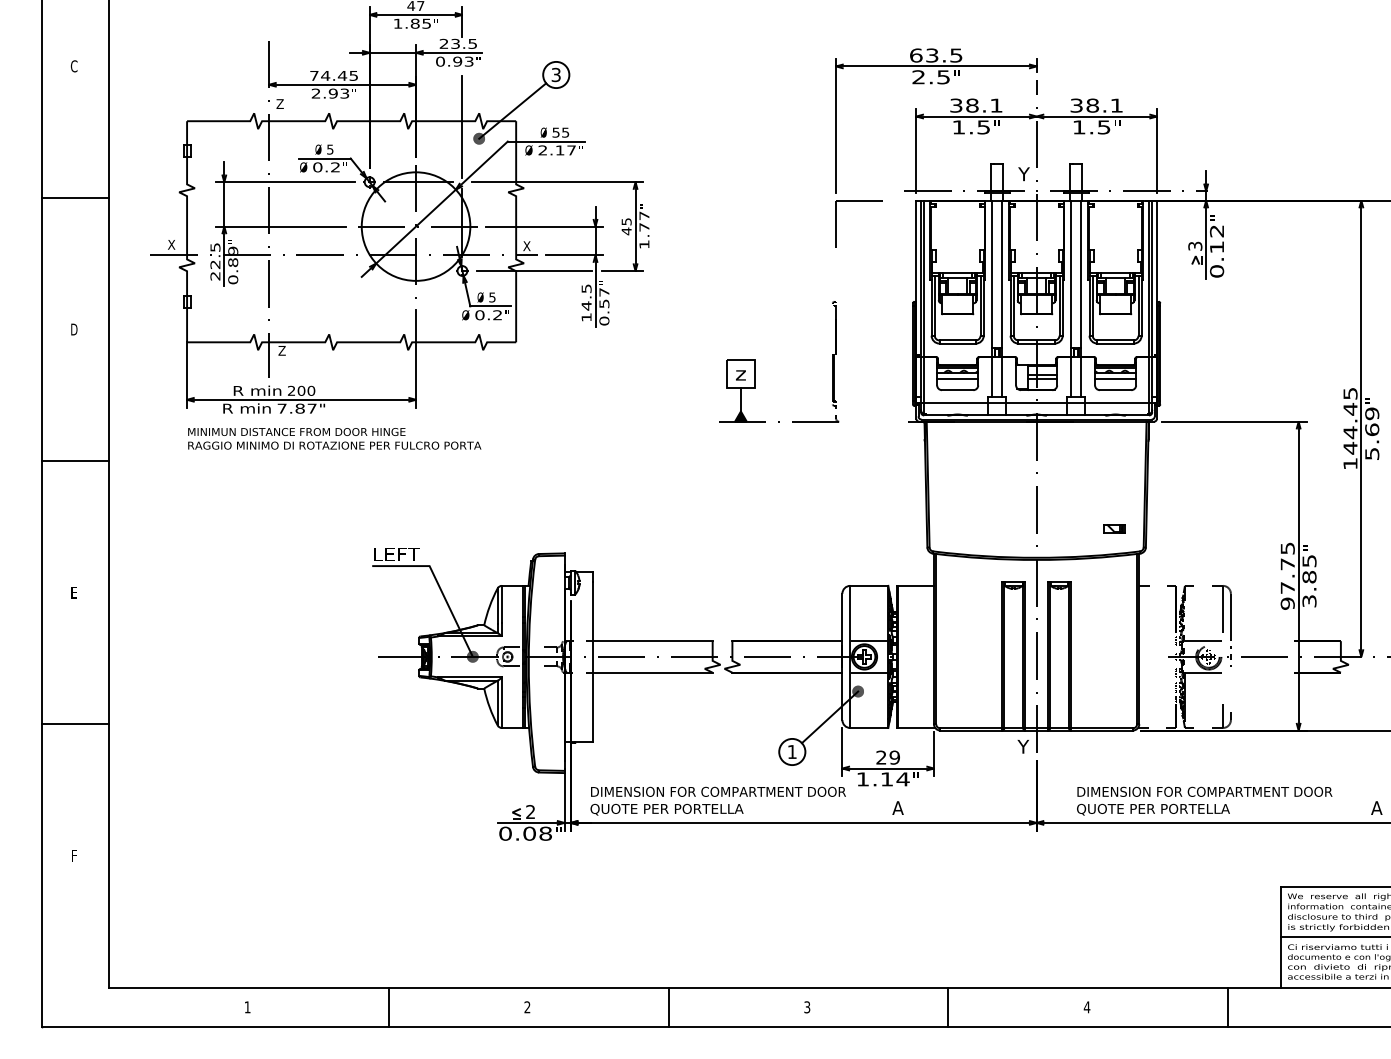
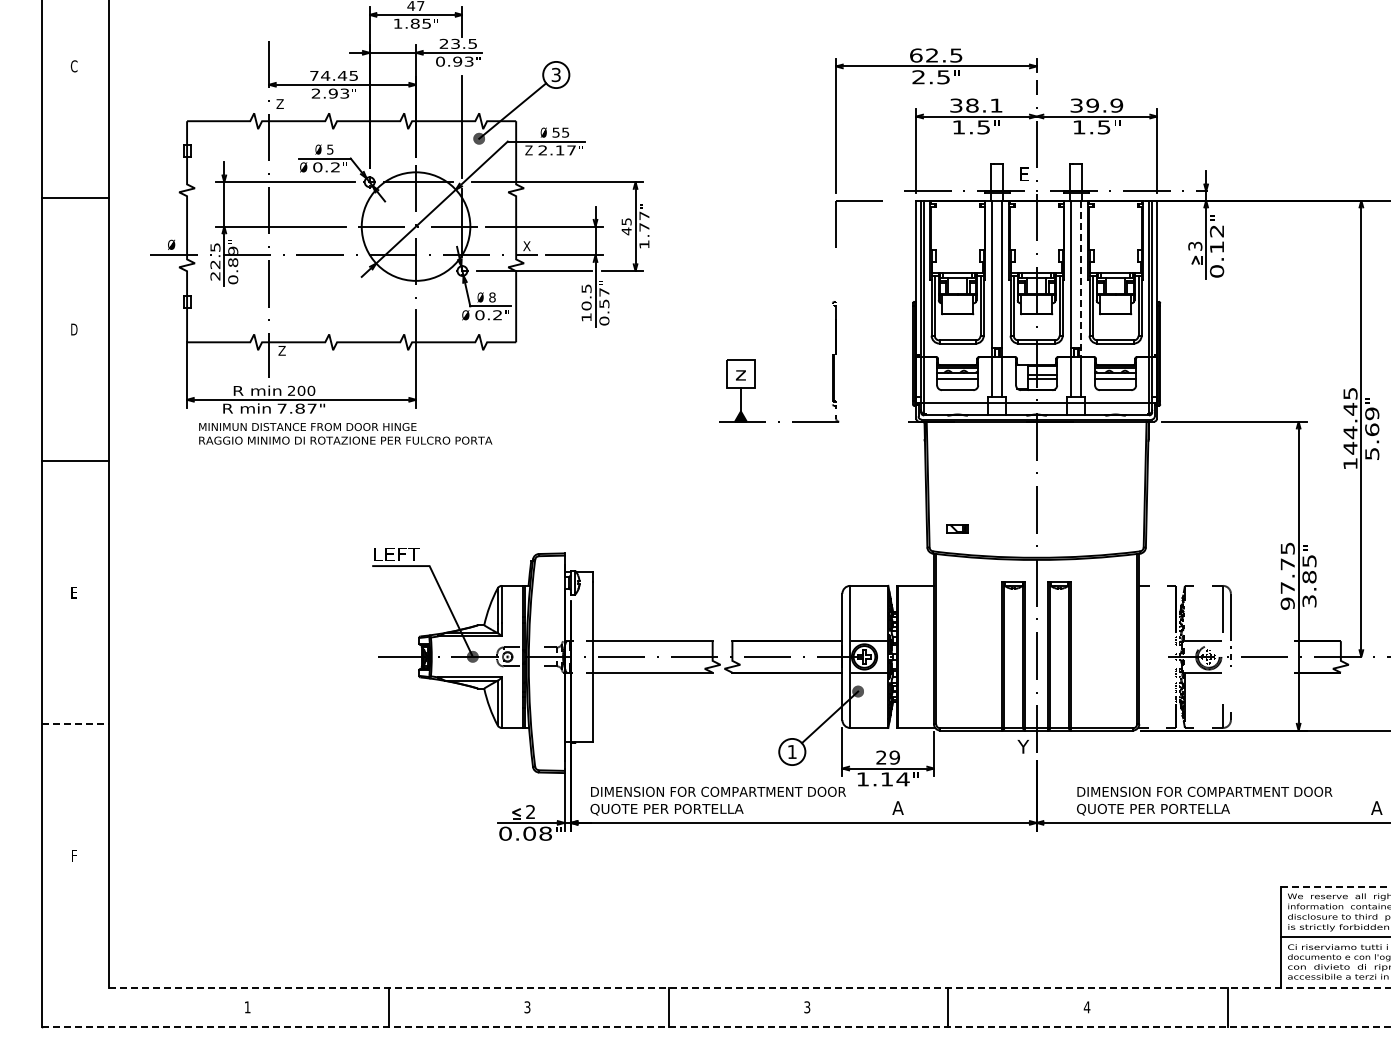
text: 63.5 -> 62.5 (932, 55)
text: 38.1 -> 39.9 (1104, 105)
text: Ø -> Z (528, 150)
text: Y -> E (1023, 174)
text: X -> Ø (171, 244)
line: solid -> dashed (1080, 279)
text: 5 -> 8 (492, 297)
text: 14.5 -> 10.5 (586, 305)
text position: (334, 438) -> (345, 433) (345, 433)
part position: (1114, 528) -> (957, 528) (957, 528)
line: solid -> dashed (75, 724)
line: solid -> dashed (1336, 887)
line: solid -> dashed (749, 987)
text: 2 -> 3 (527, 1007)
line: solid -> dashed (716, 1027)
